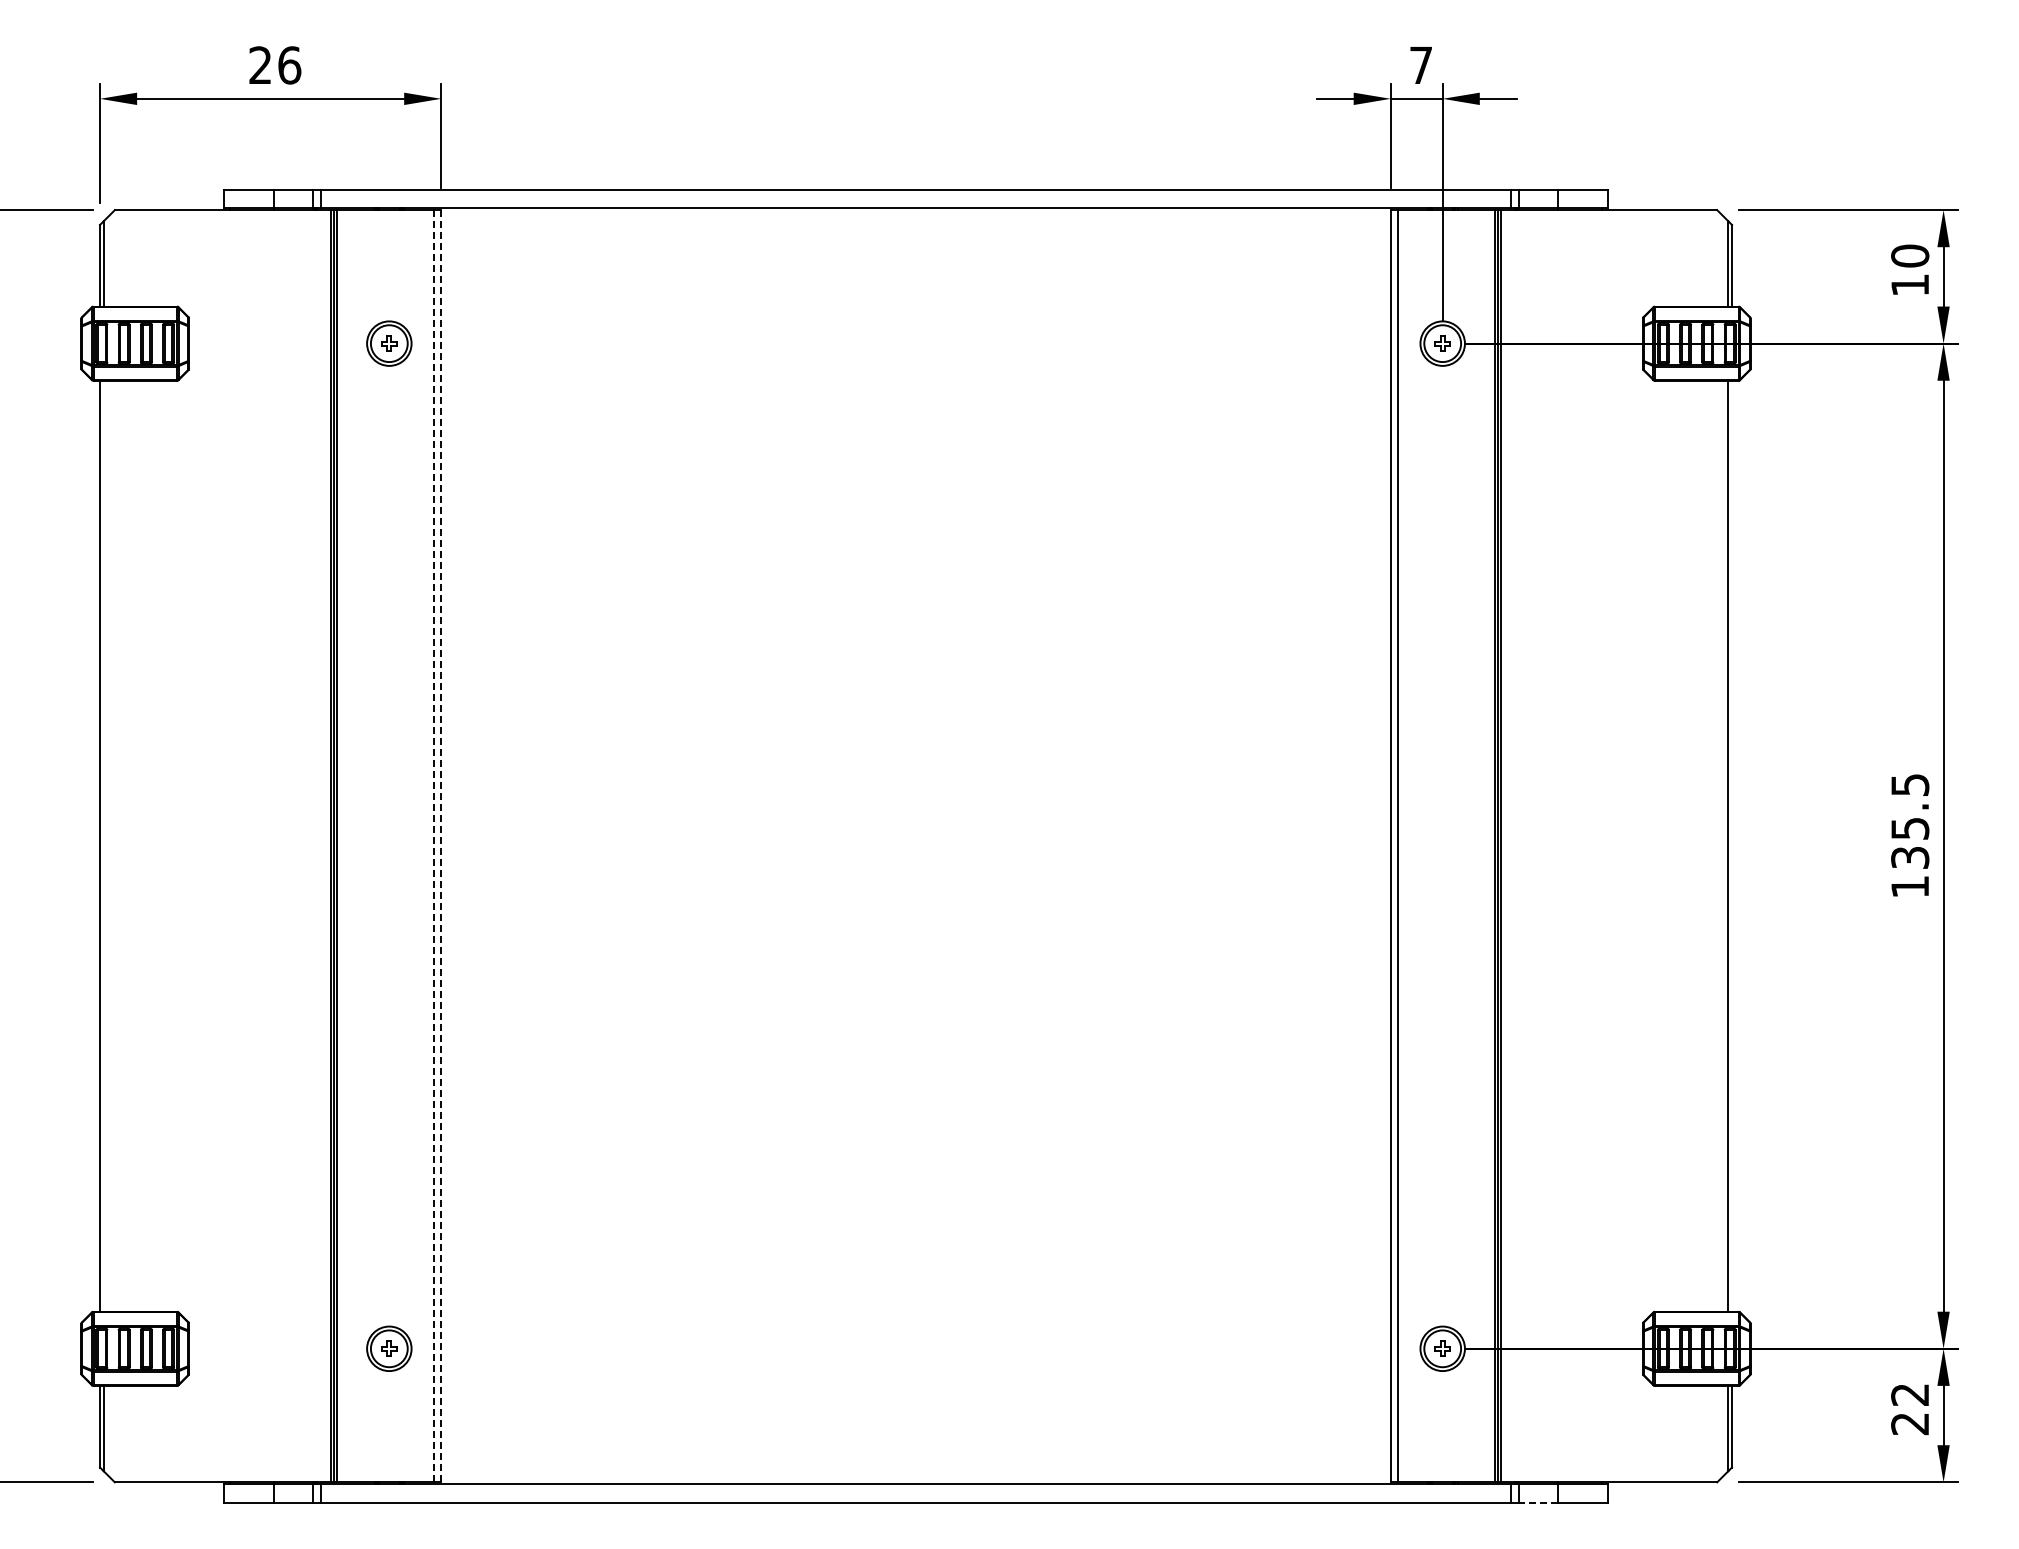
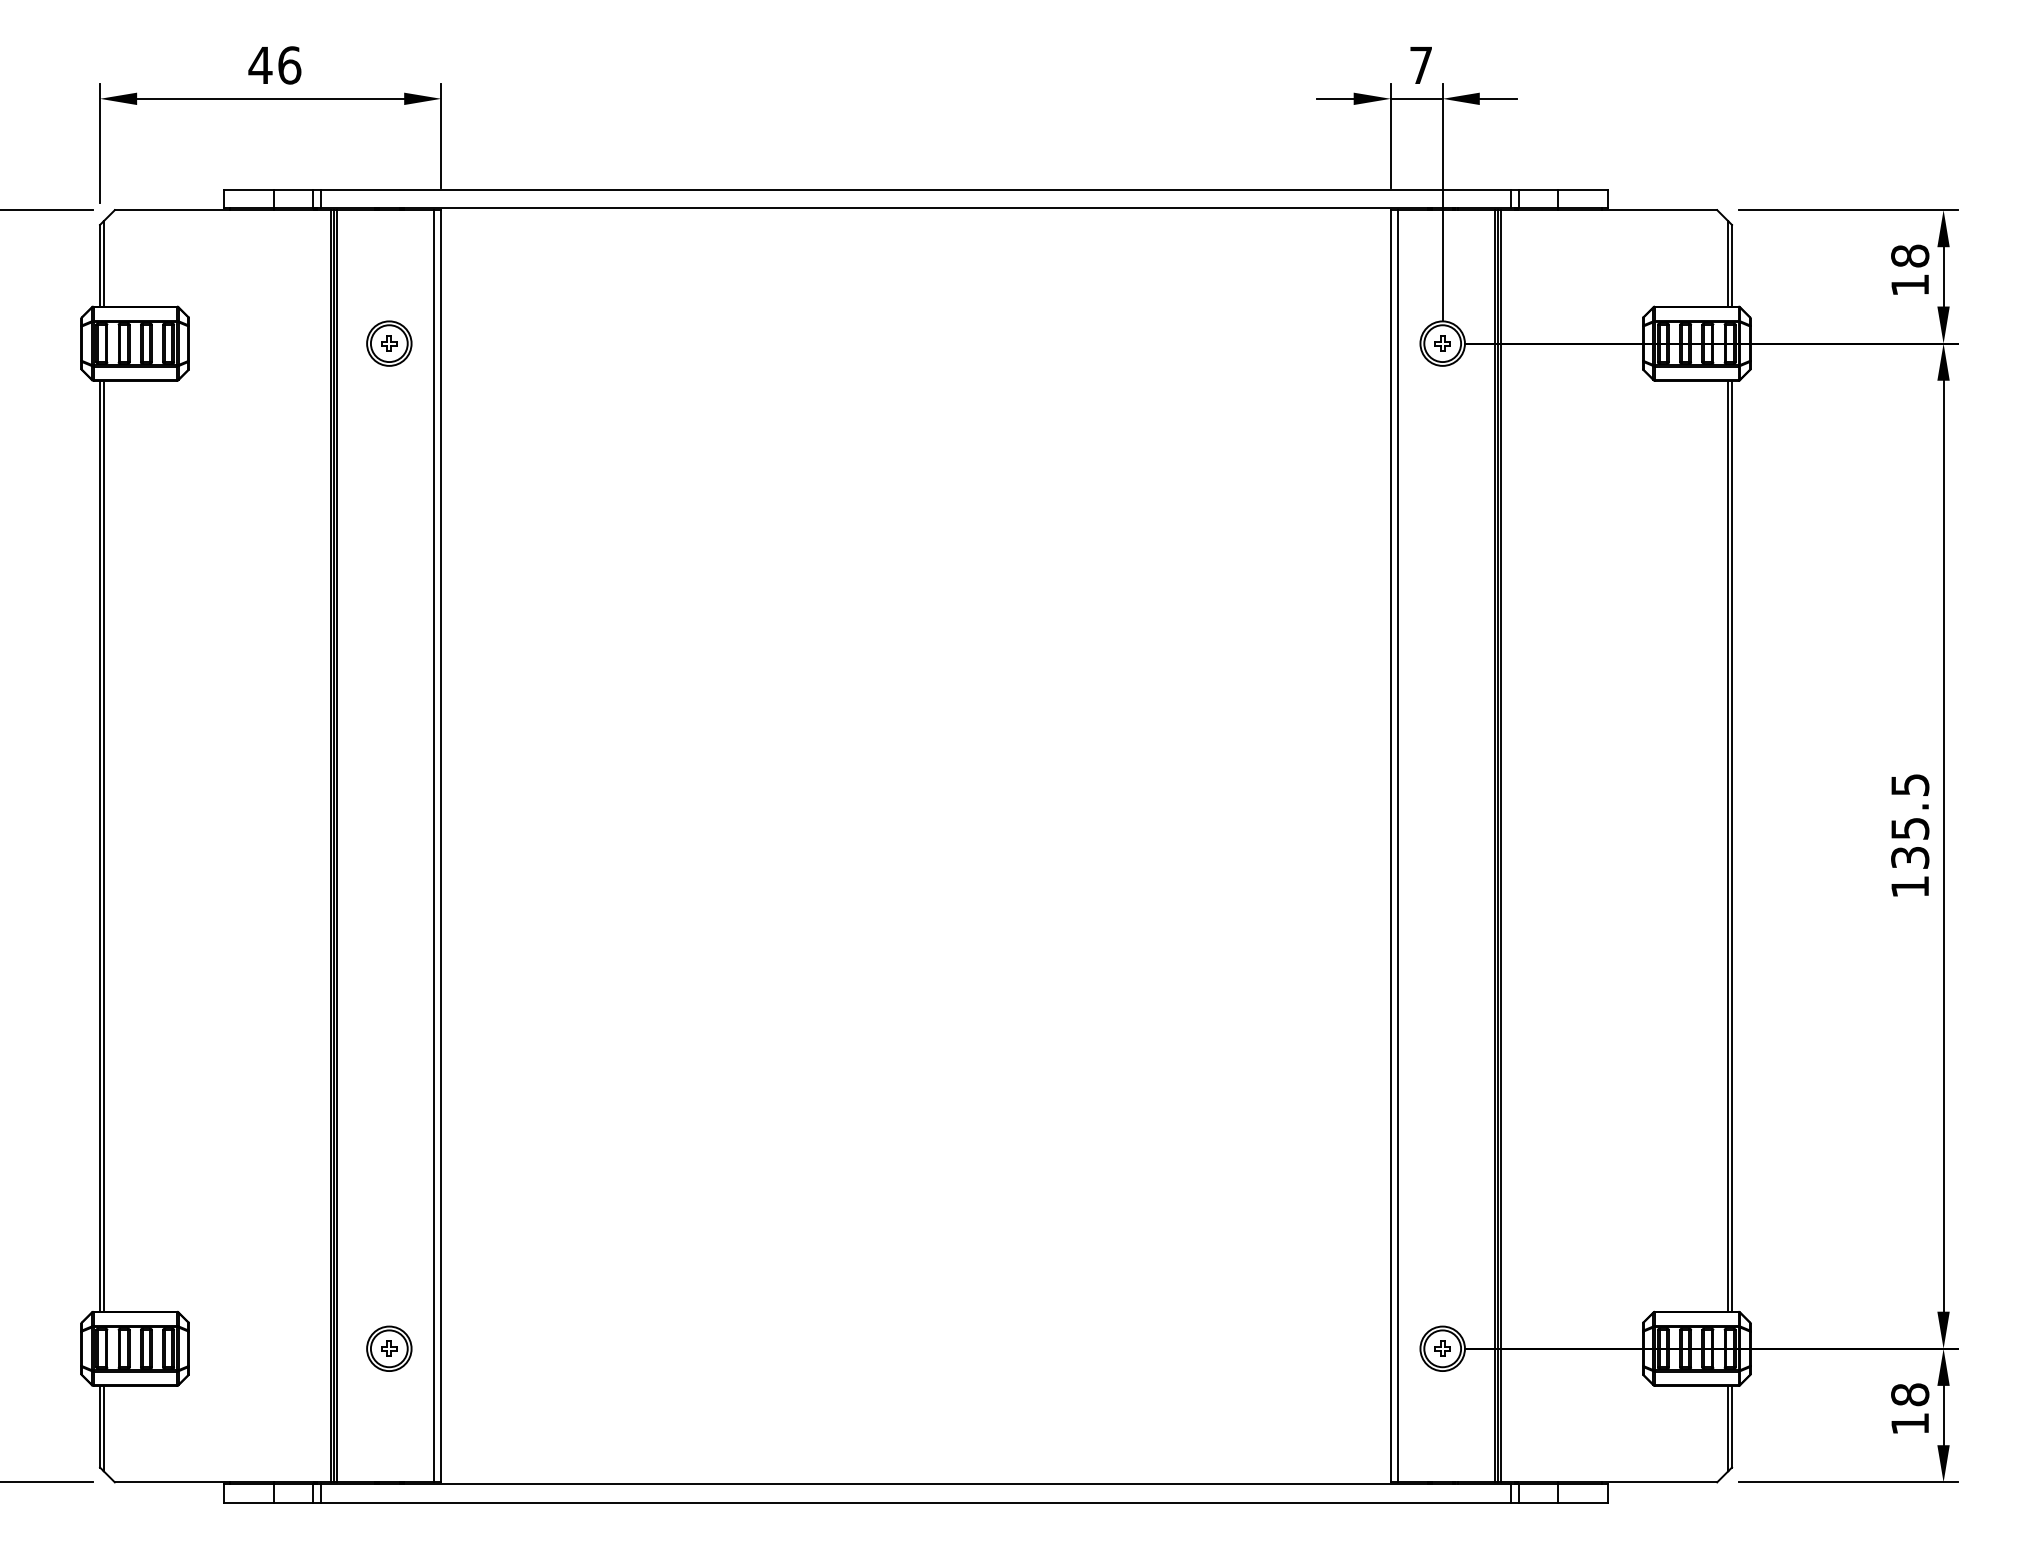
text: 26 -> 46 (260, 64)
text: 10 -> 18 (1910, 255)
line: none -> present (103, 845)
line: dashed -> solid (433, 845)
line: dashed -> solid (441, 845)
line: none -> present (1732, 845)
text: 22 -> 18 (1910, 1409)
line: dashed -> solid (1537, 1502)
